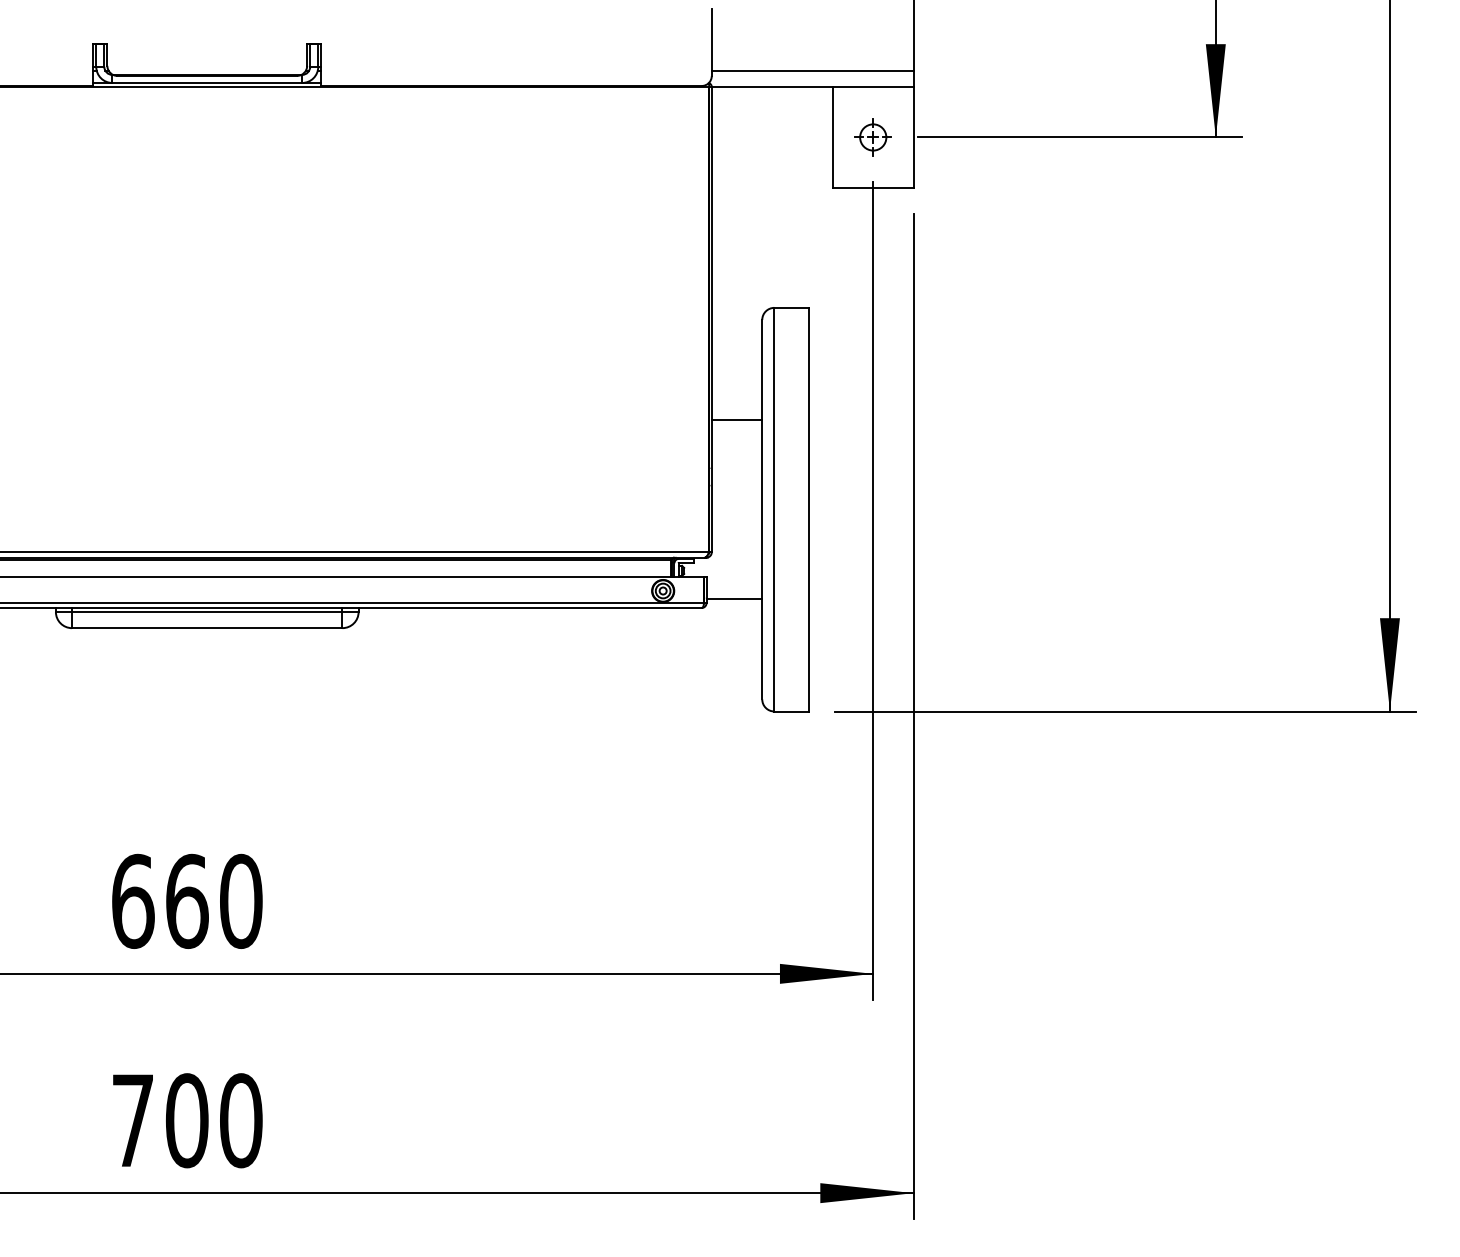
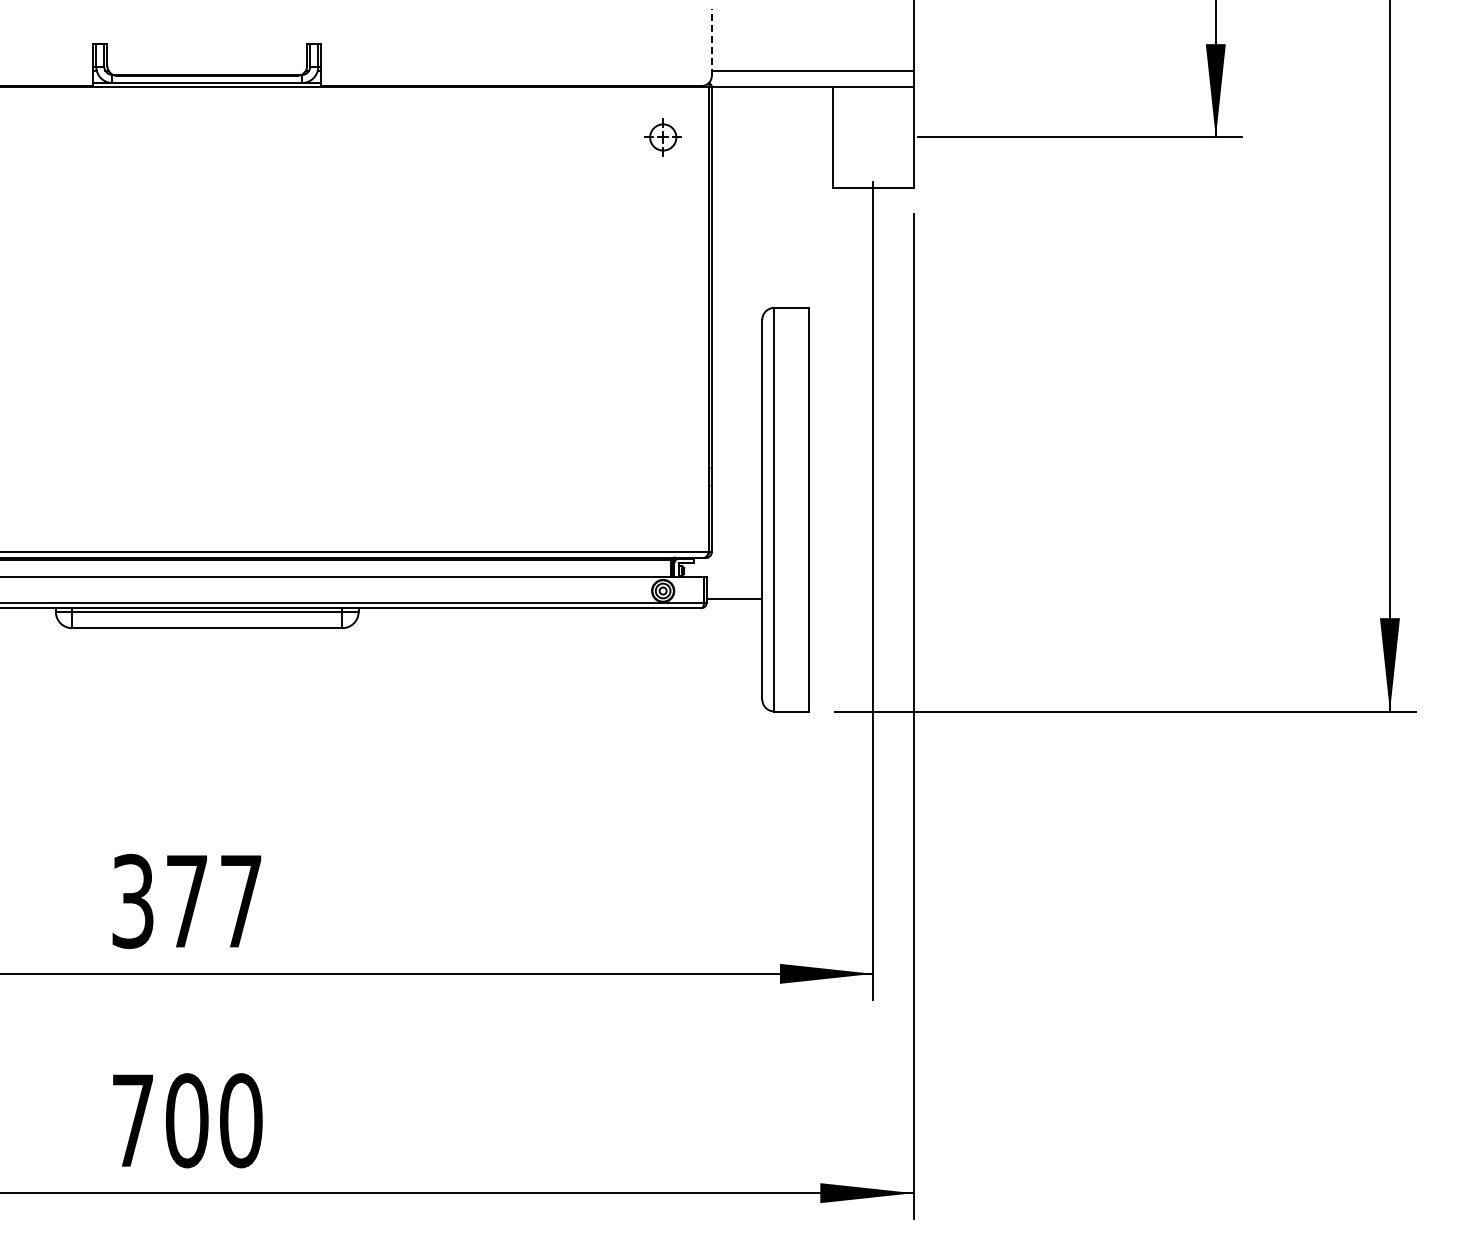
line: solid -> dashed (711, 42)
part position: (872, 137) -> (662, 137) (662, 137)
line: present -> none (736, 419)
text: 660 -> 377 (187, 900)
